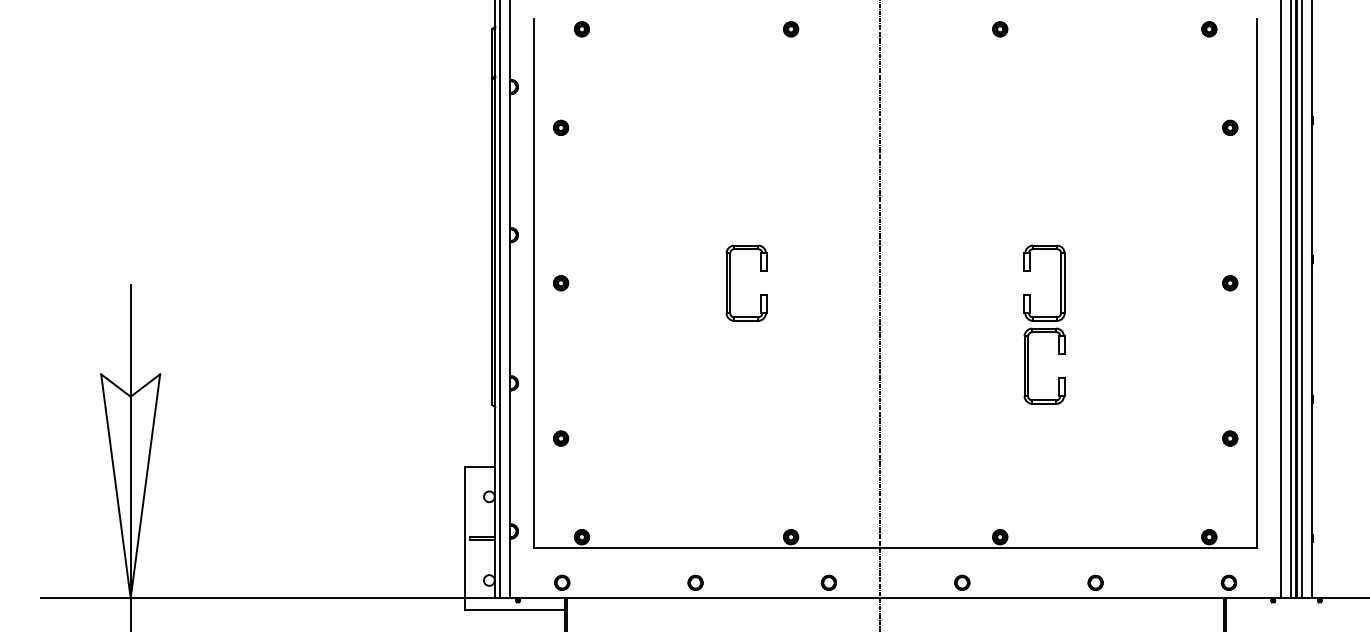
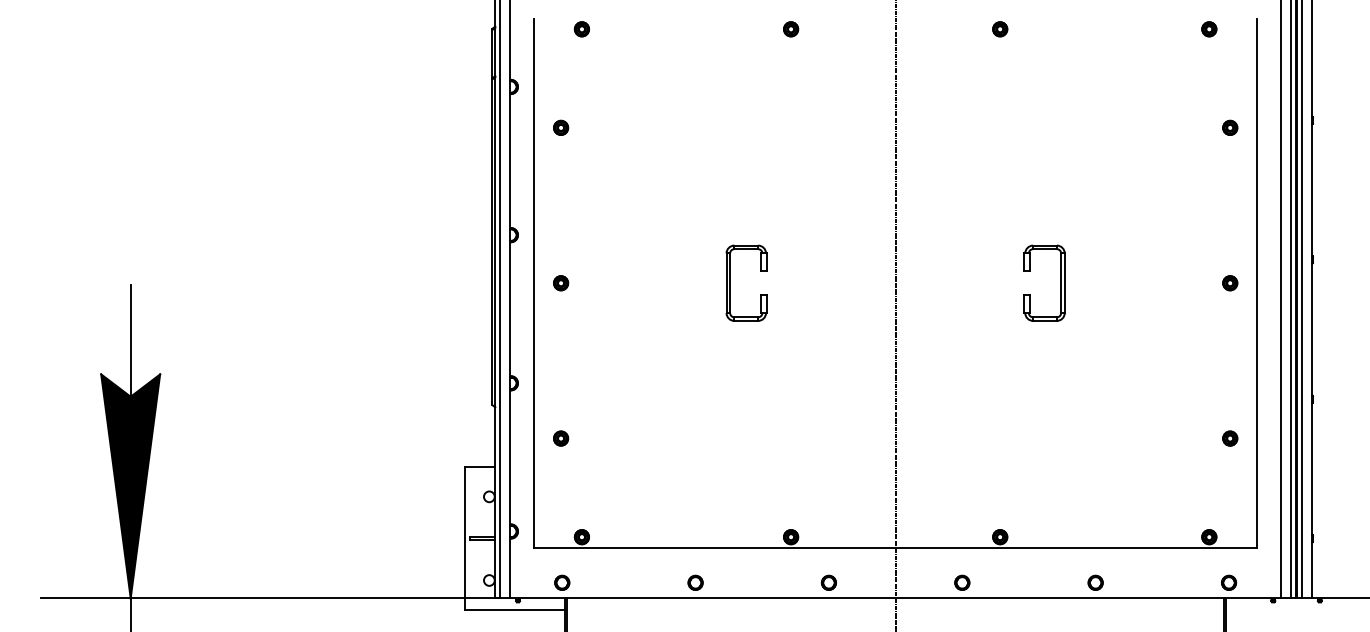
line position: (879, 315) -> (895, 315) (895, 315)
part: present -> none (1028, 365)
fill: none -> present (130, 486)
